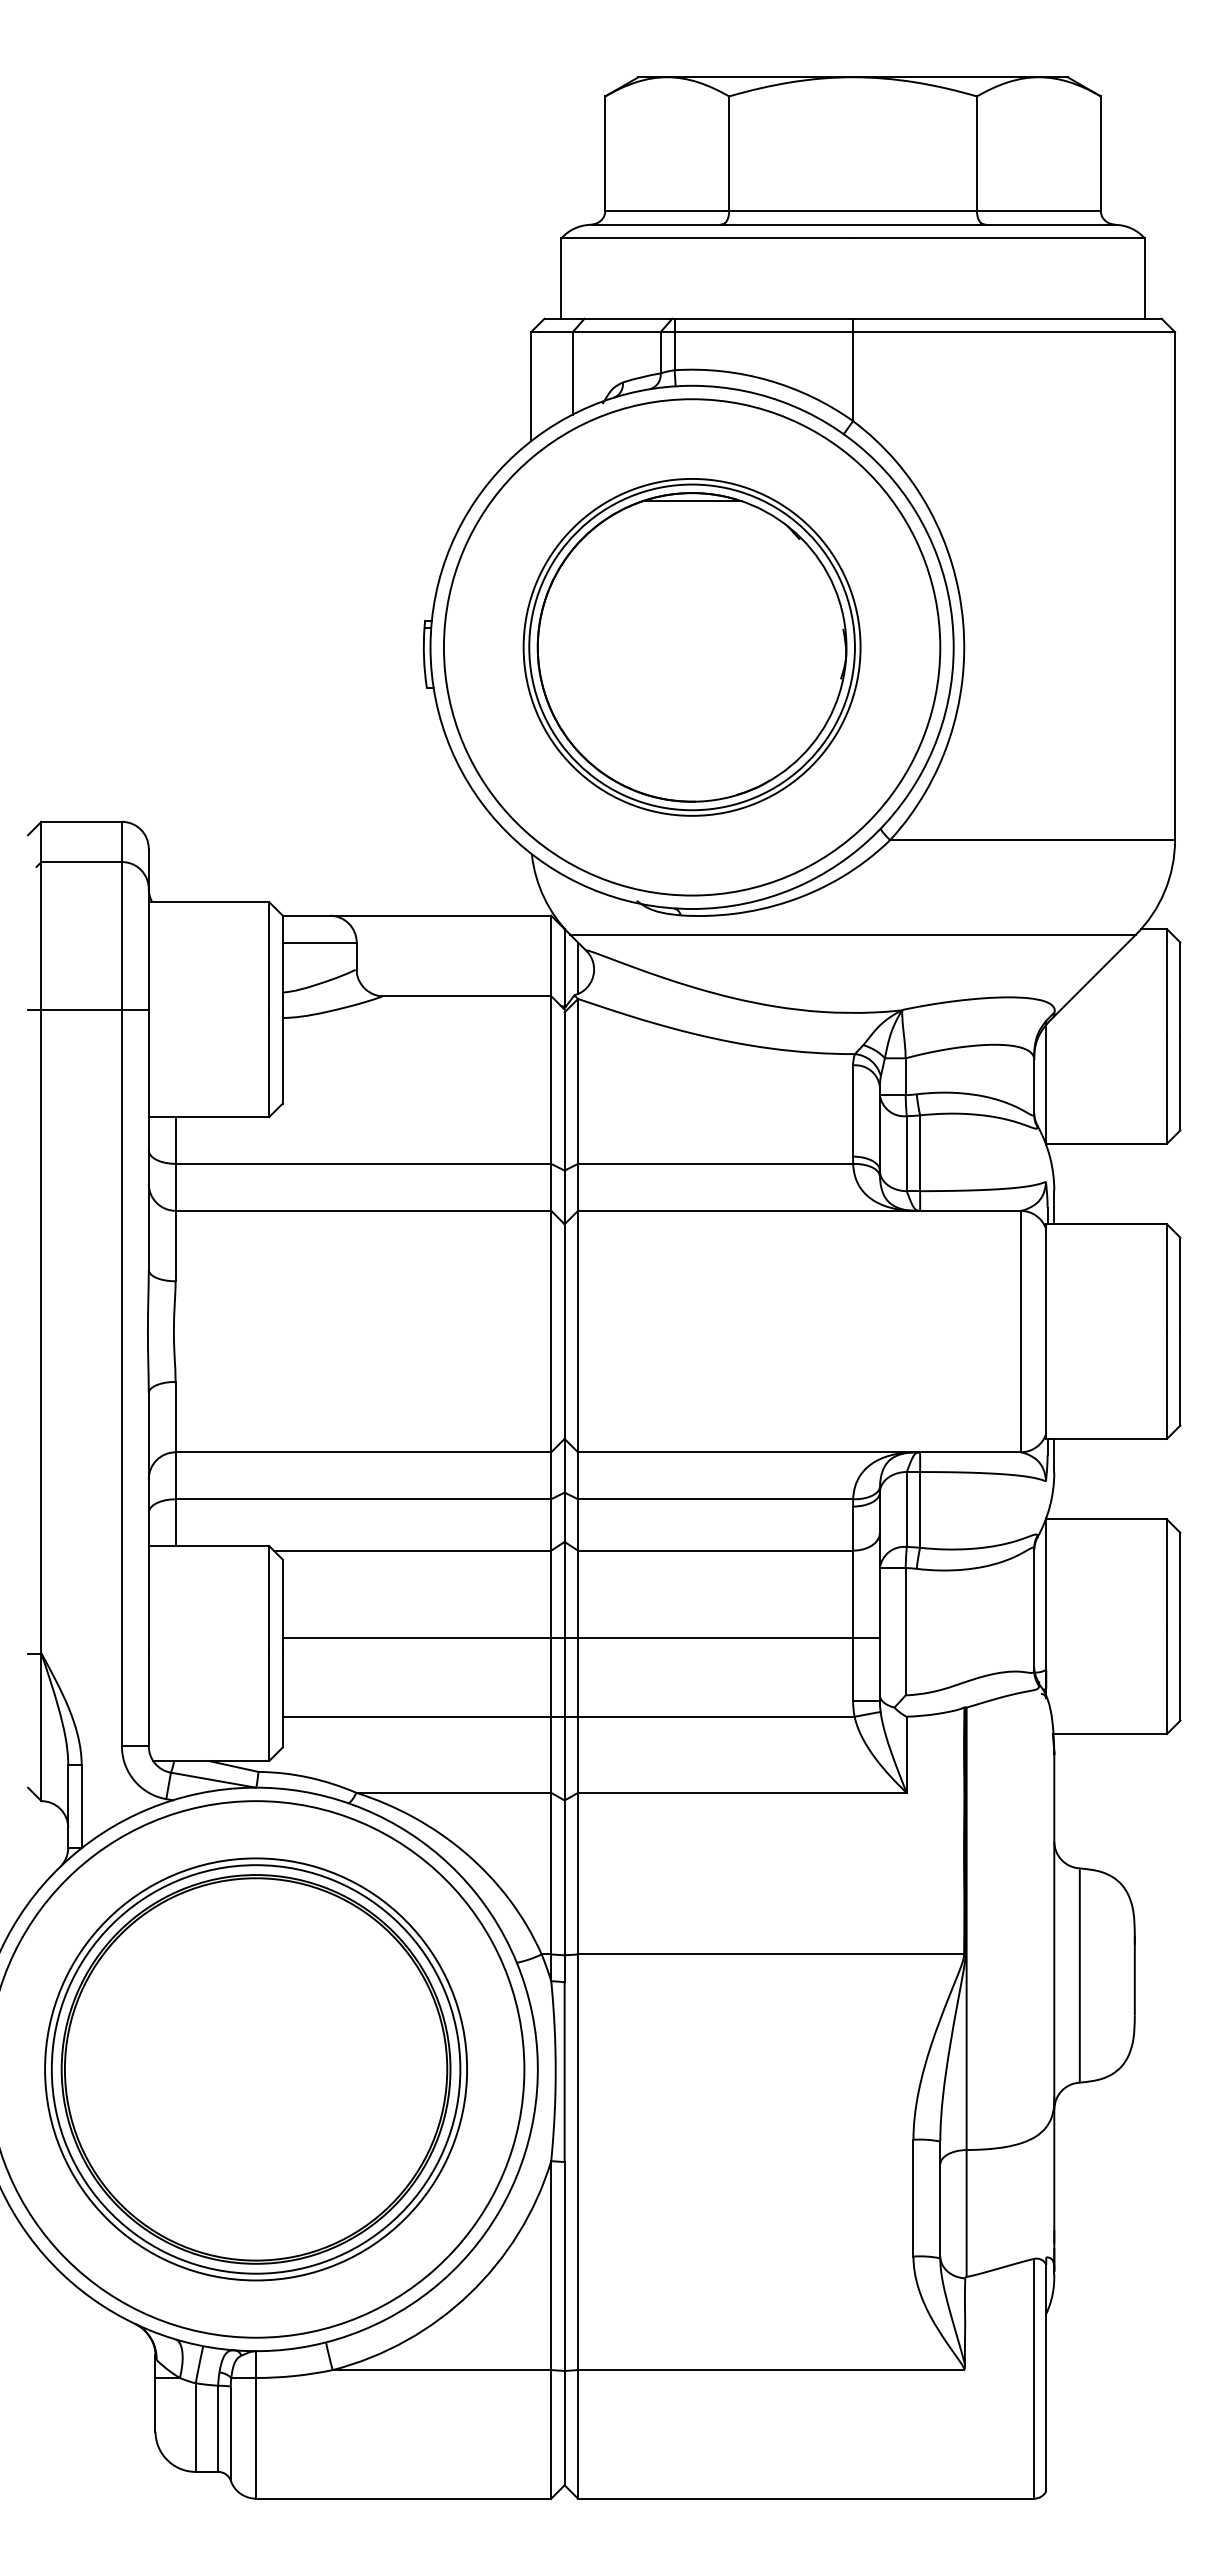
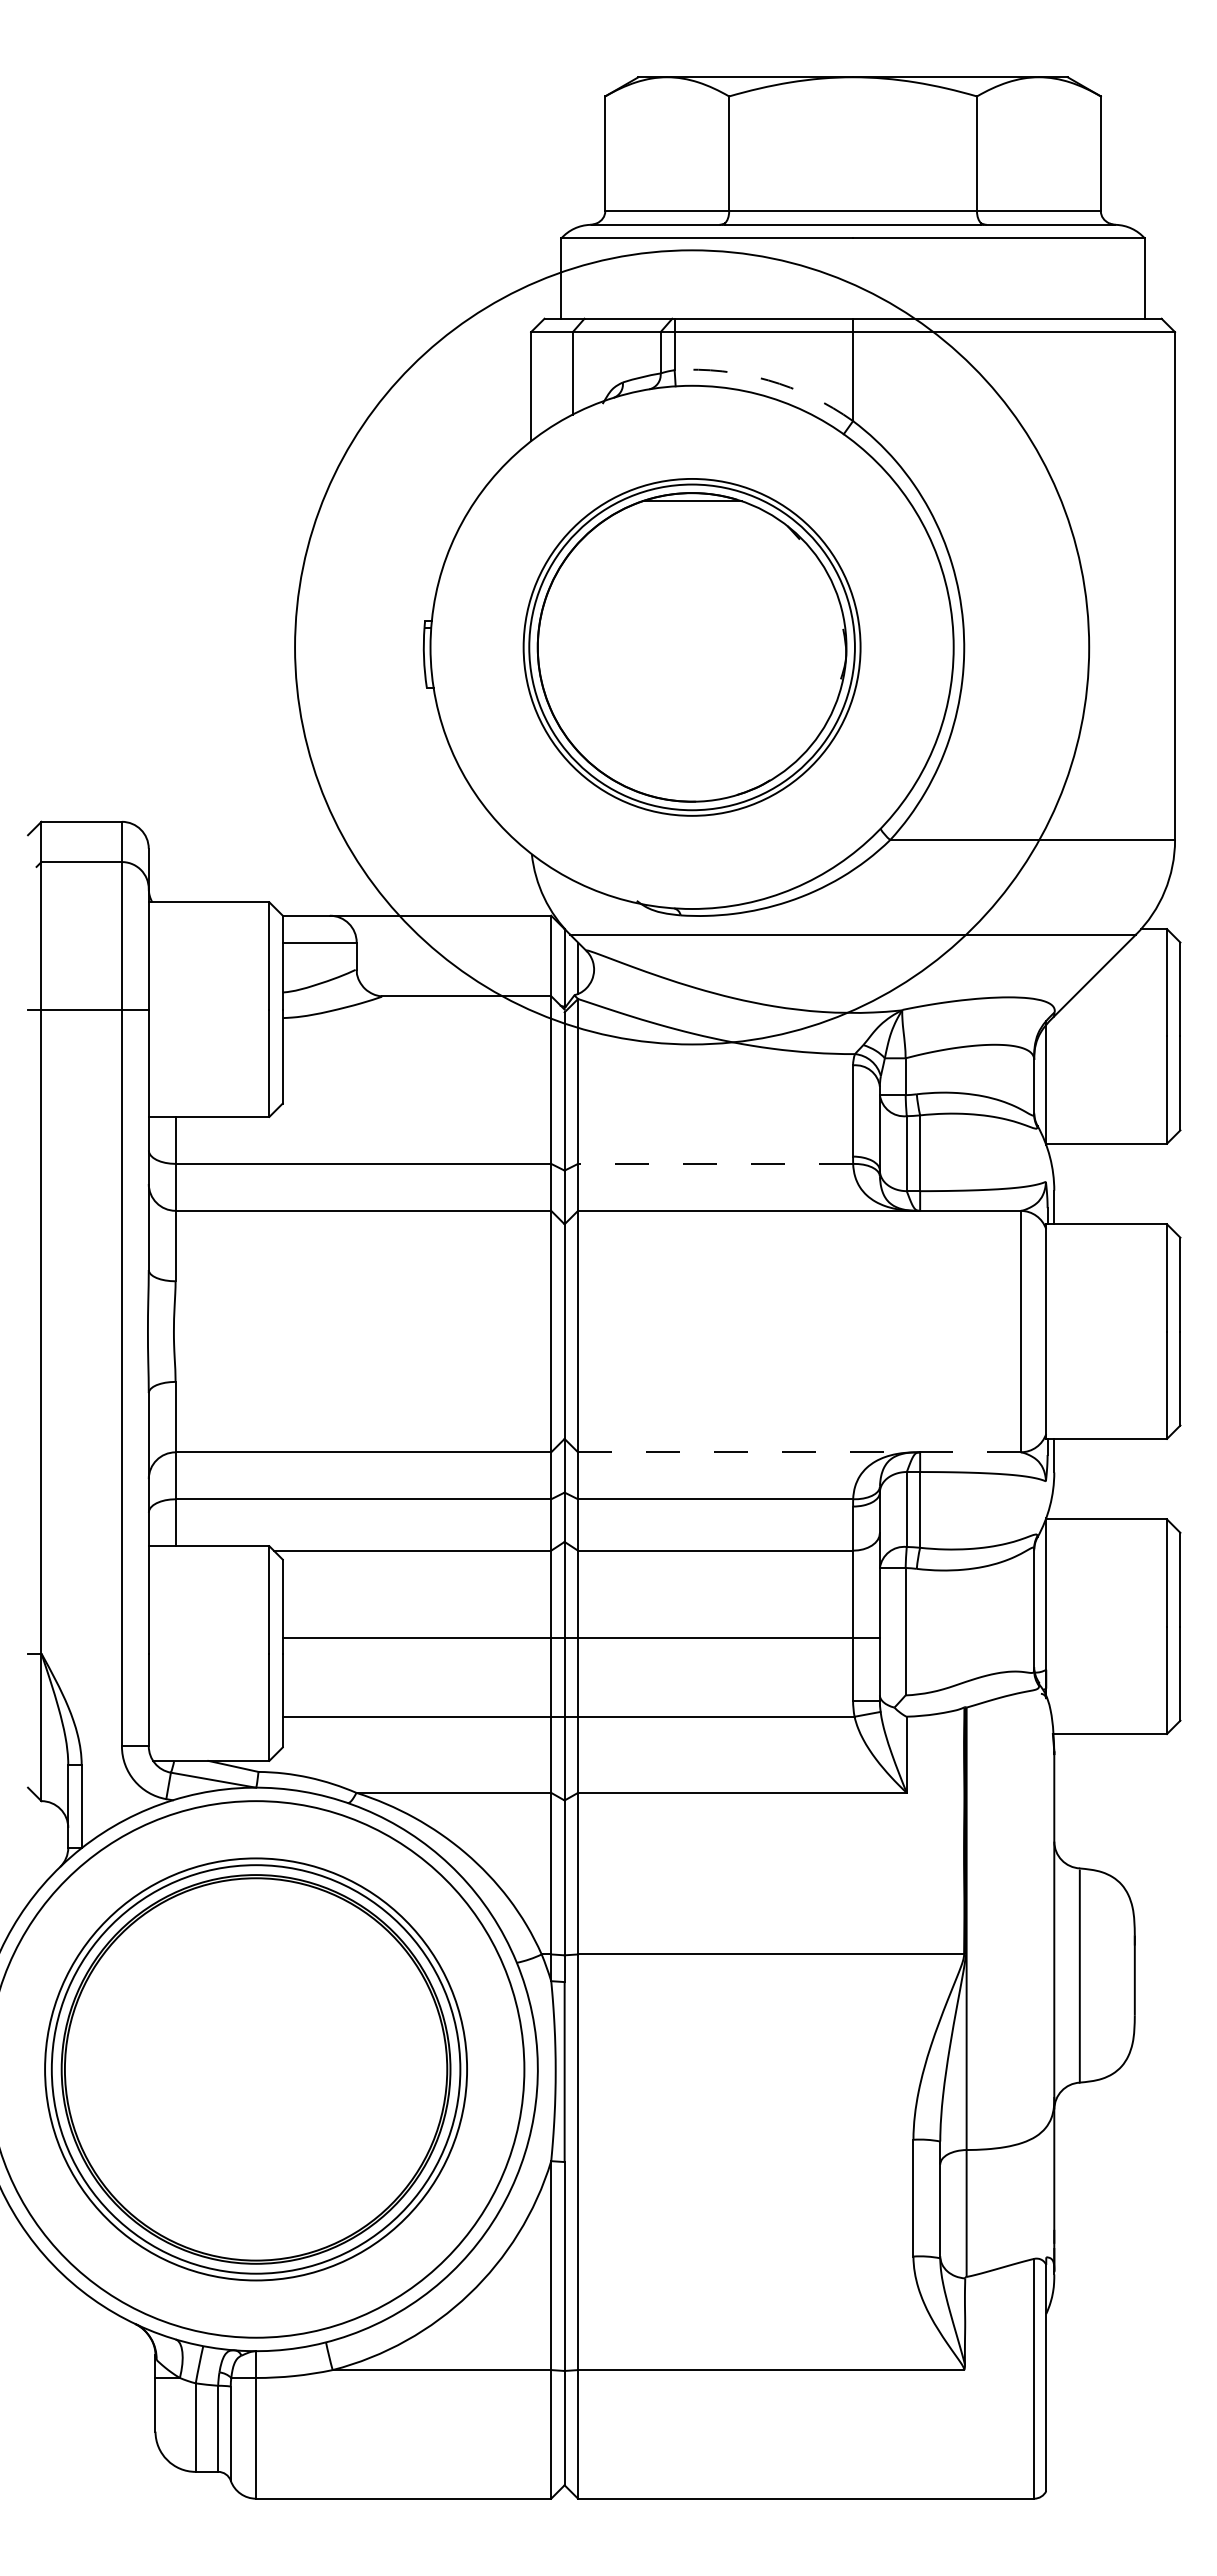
arc: solid -> dashed (768, 380)
circle diameter: 496 px -> 794 px (692, 647)
line: solid -> dashed (715, 1163)
line: solid -> dashed (798, 1452)
